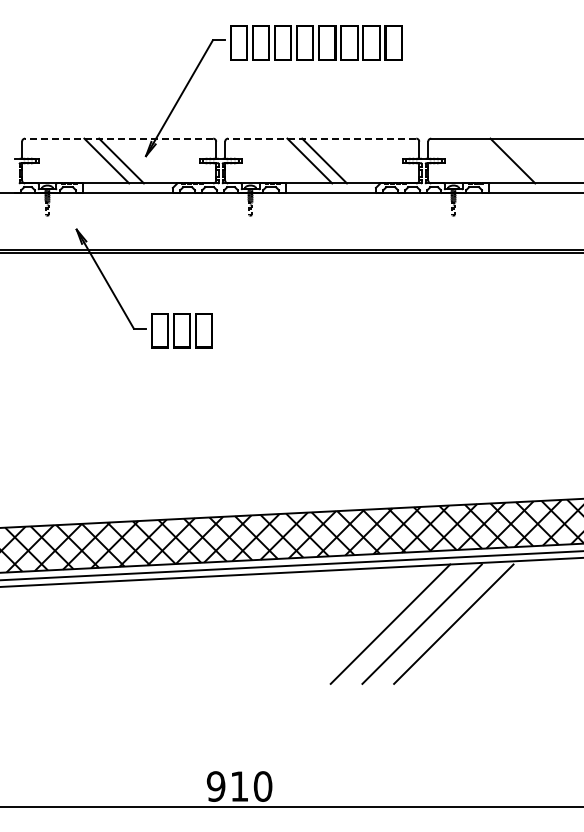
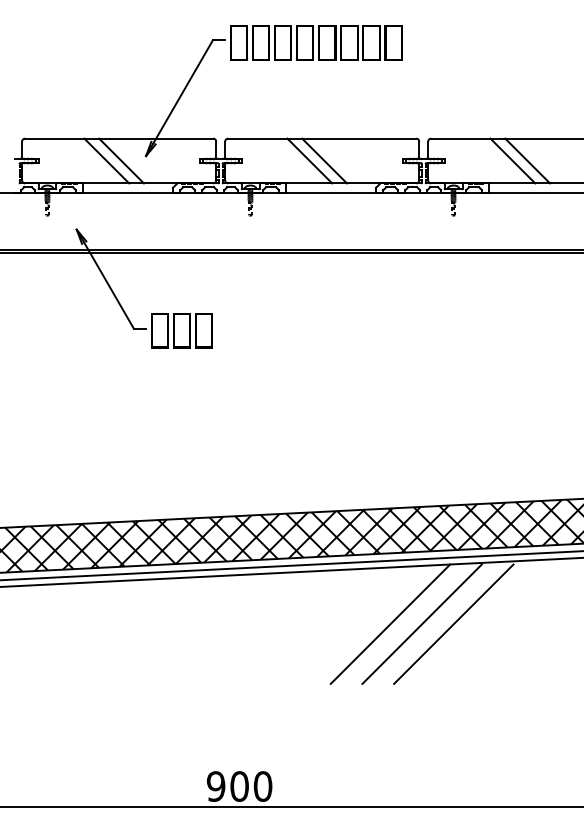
line: dashed -> solid (118, 138)
line: dashed -> solid (321, 138)
line: none -> present (527, 160)
text: 910 -> 900 (239, 786)
